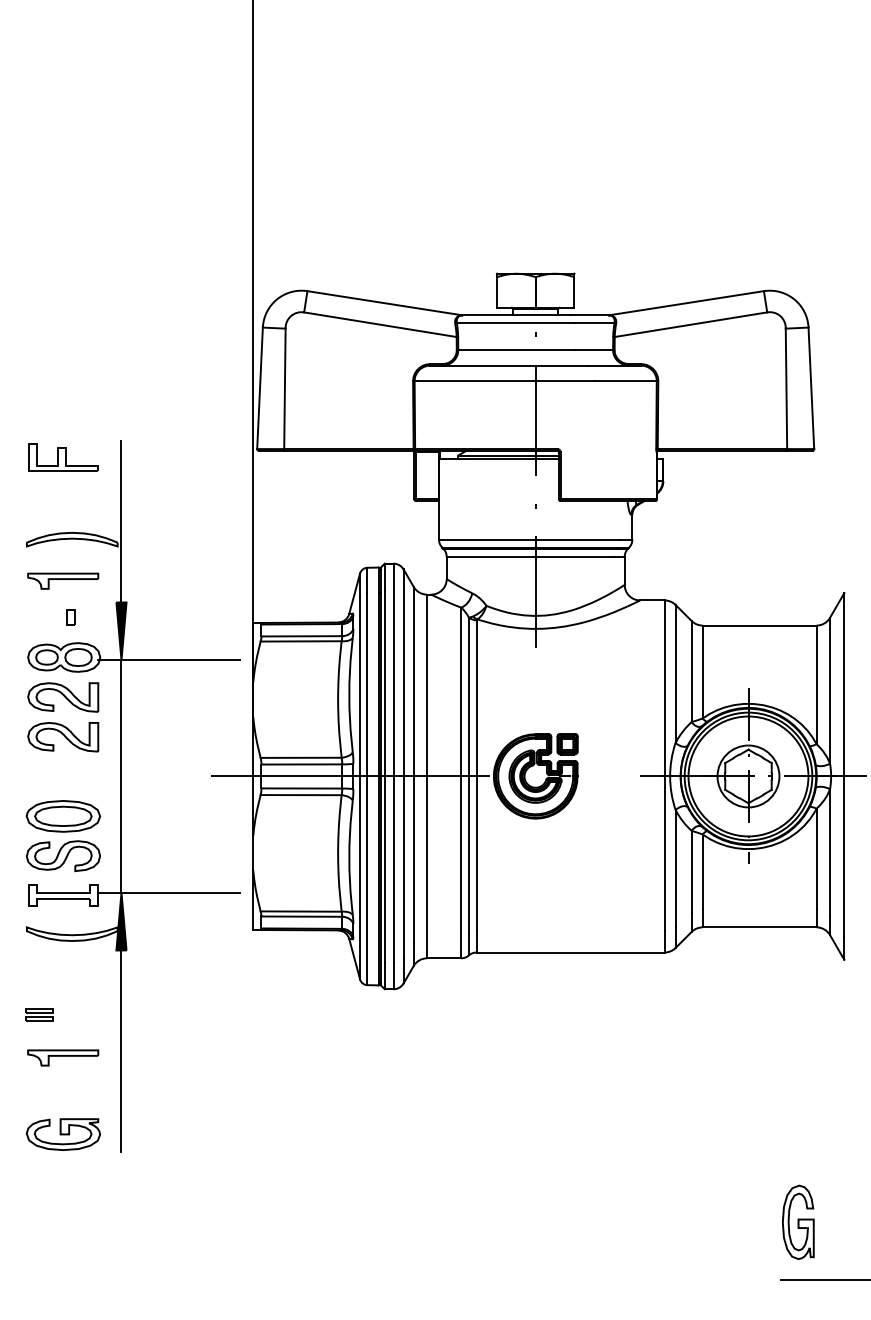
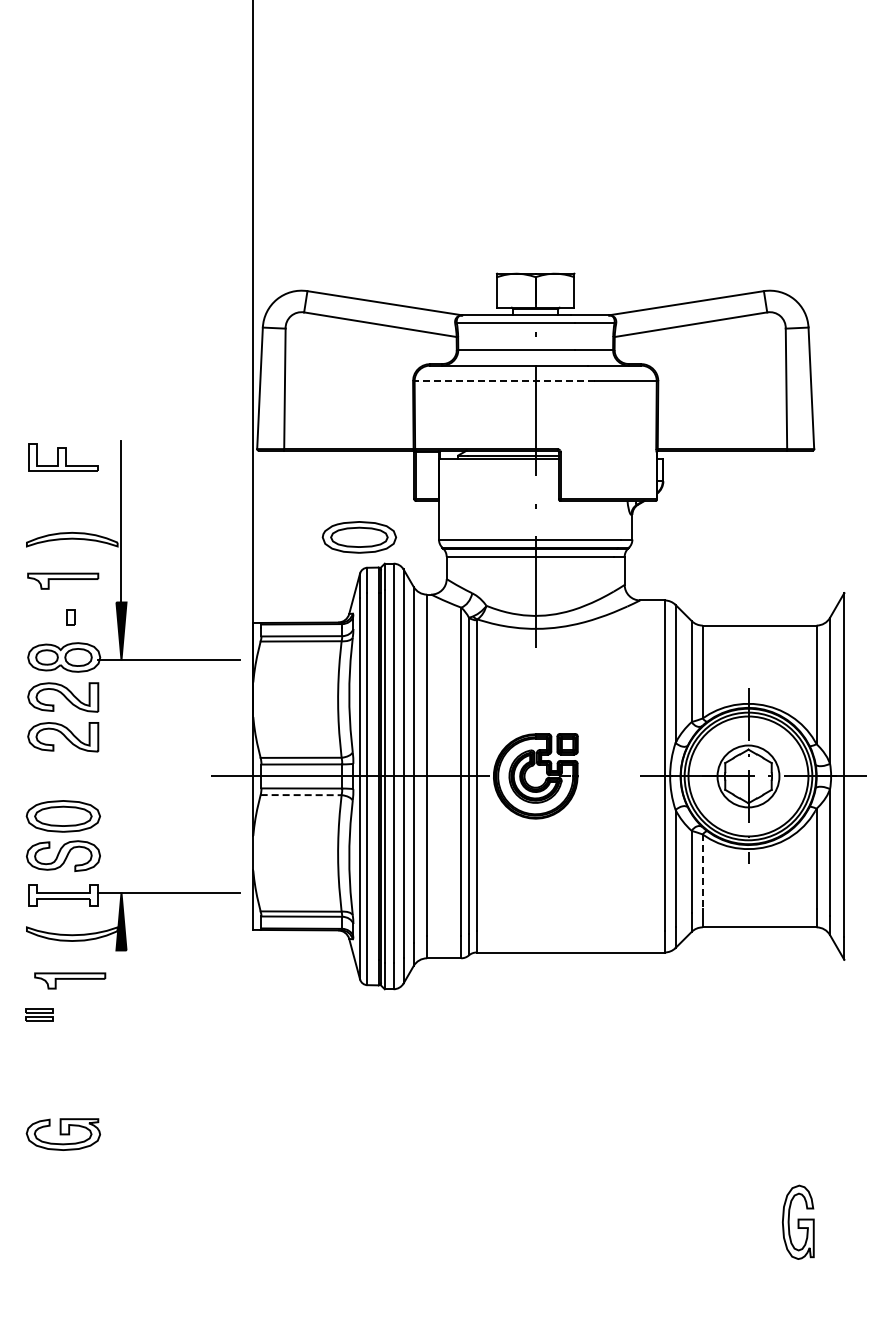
line: solid -> dashed (504, 381)
part: none -> present (358, 537)
line: present -> none (121, 776)
line: solid -> dashed (301, 795)
line: solid -> dashed (702, 872)
line: present -> none (121, 1051)
part position: (63, 1057) -> (70, 980) (70, 980)
line: present -> none (823, 1280)
